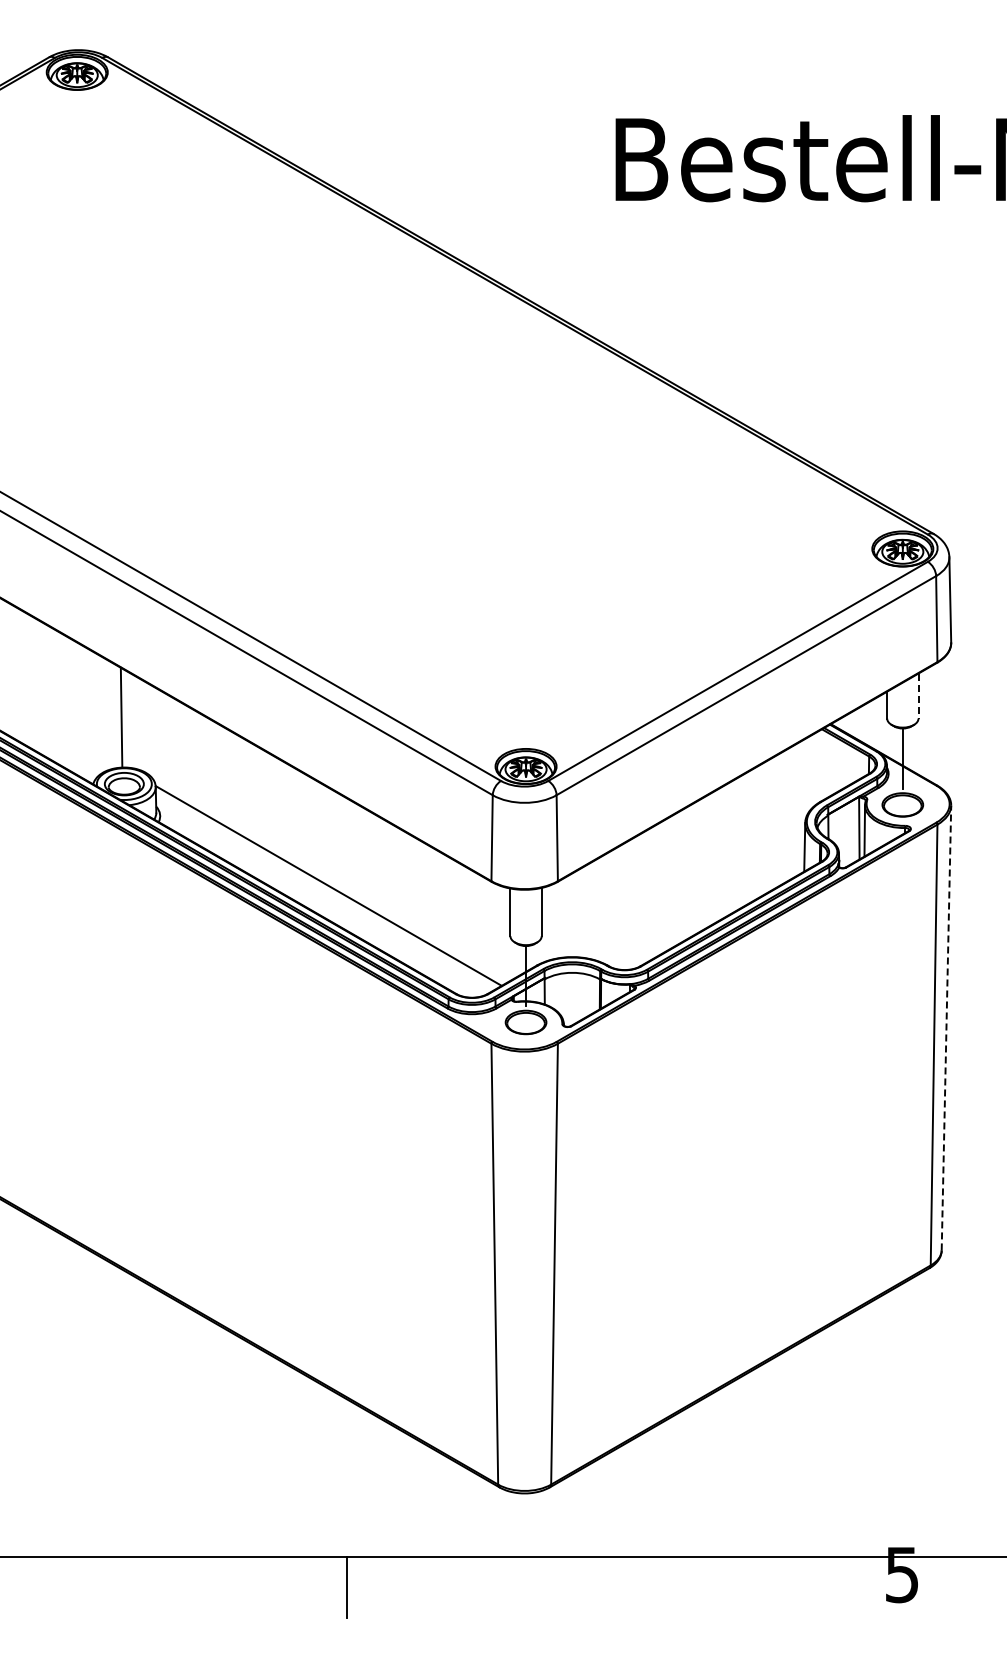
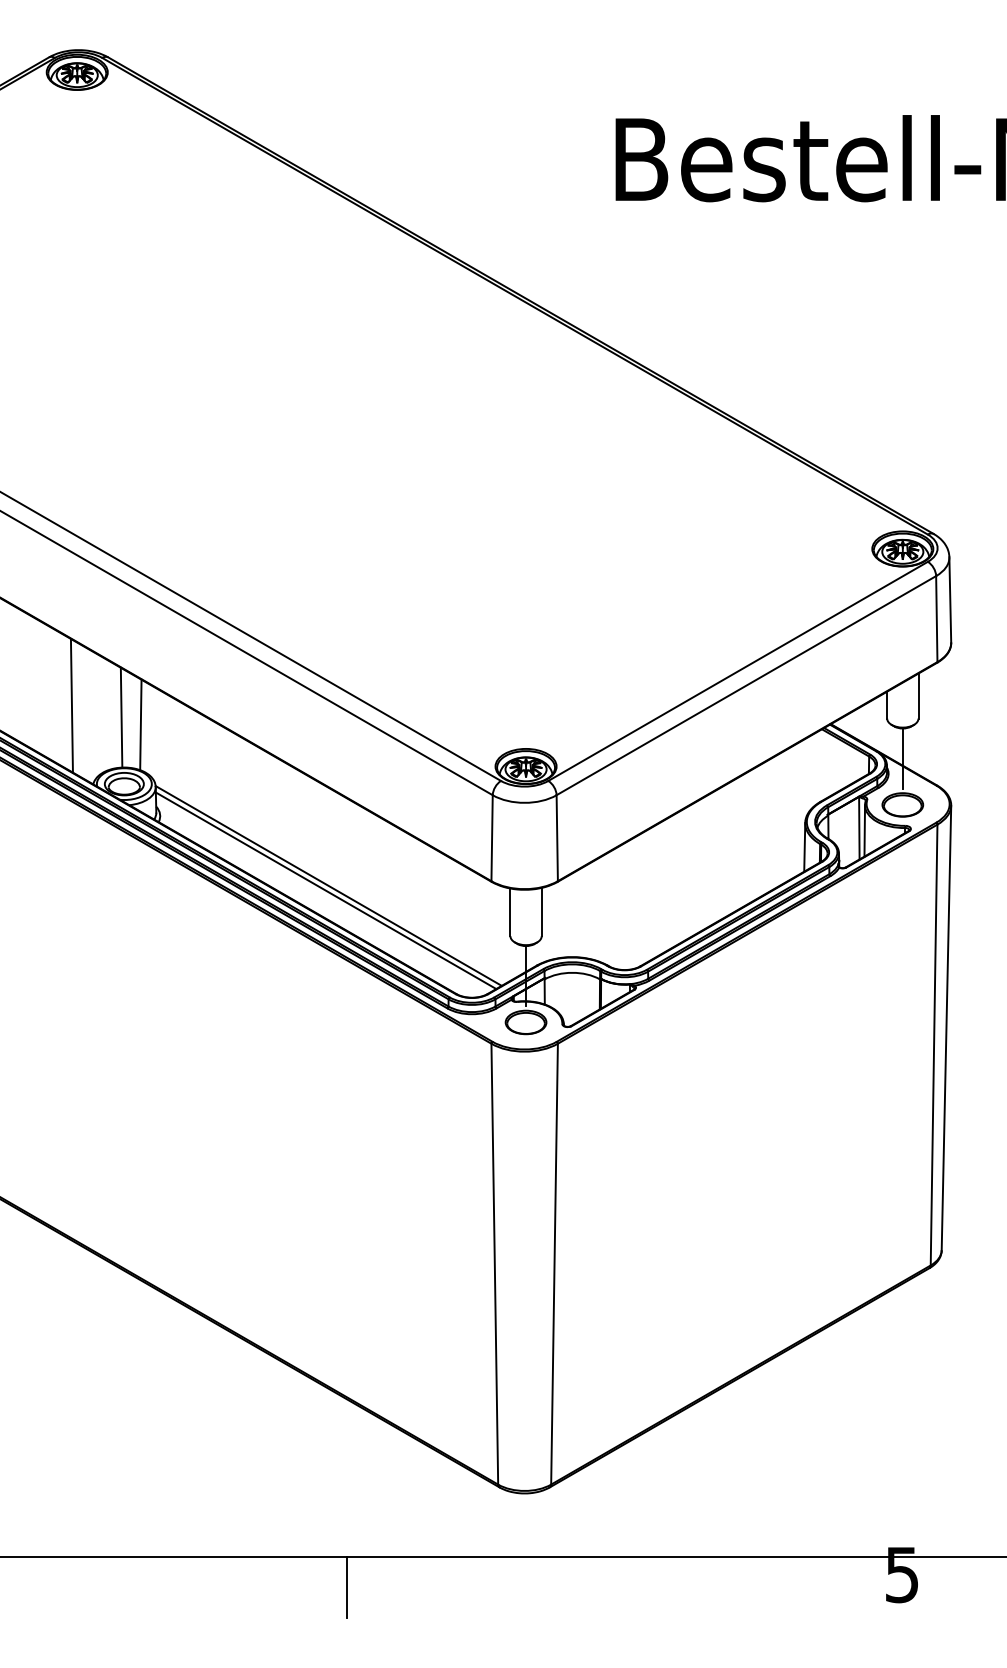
line: dashed -> solid (918, 696)
line: none -> present (71, 705)
line: none -> present (140, 724)
line: none -> present (325, 890)
line: dashed -> solid (946, 1027)
